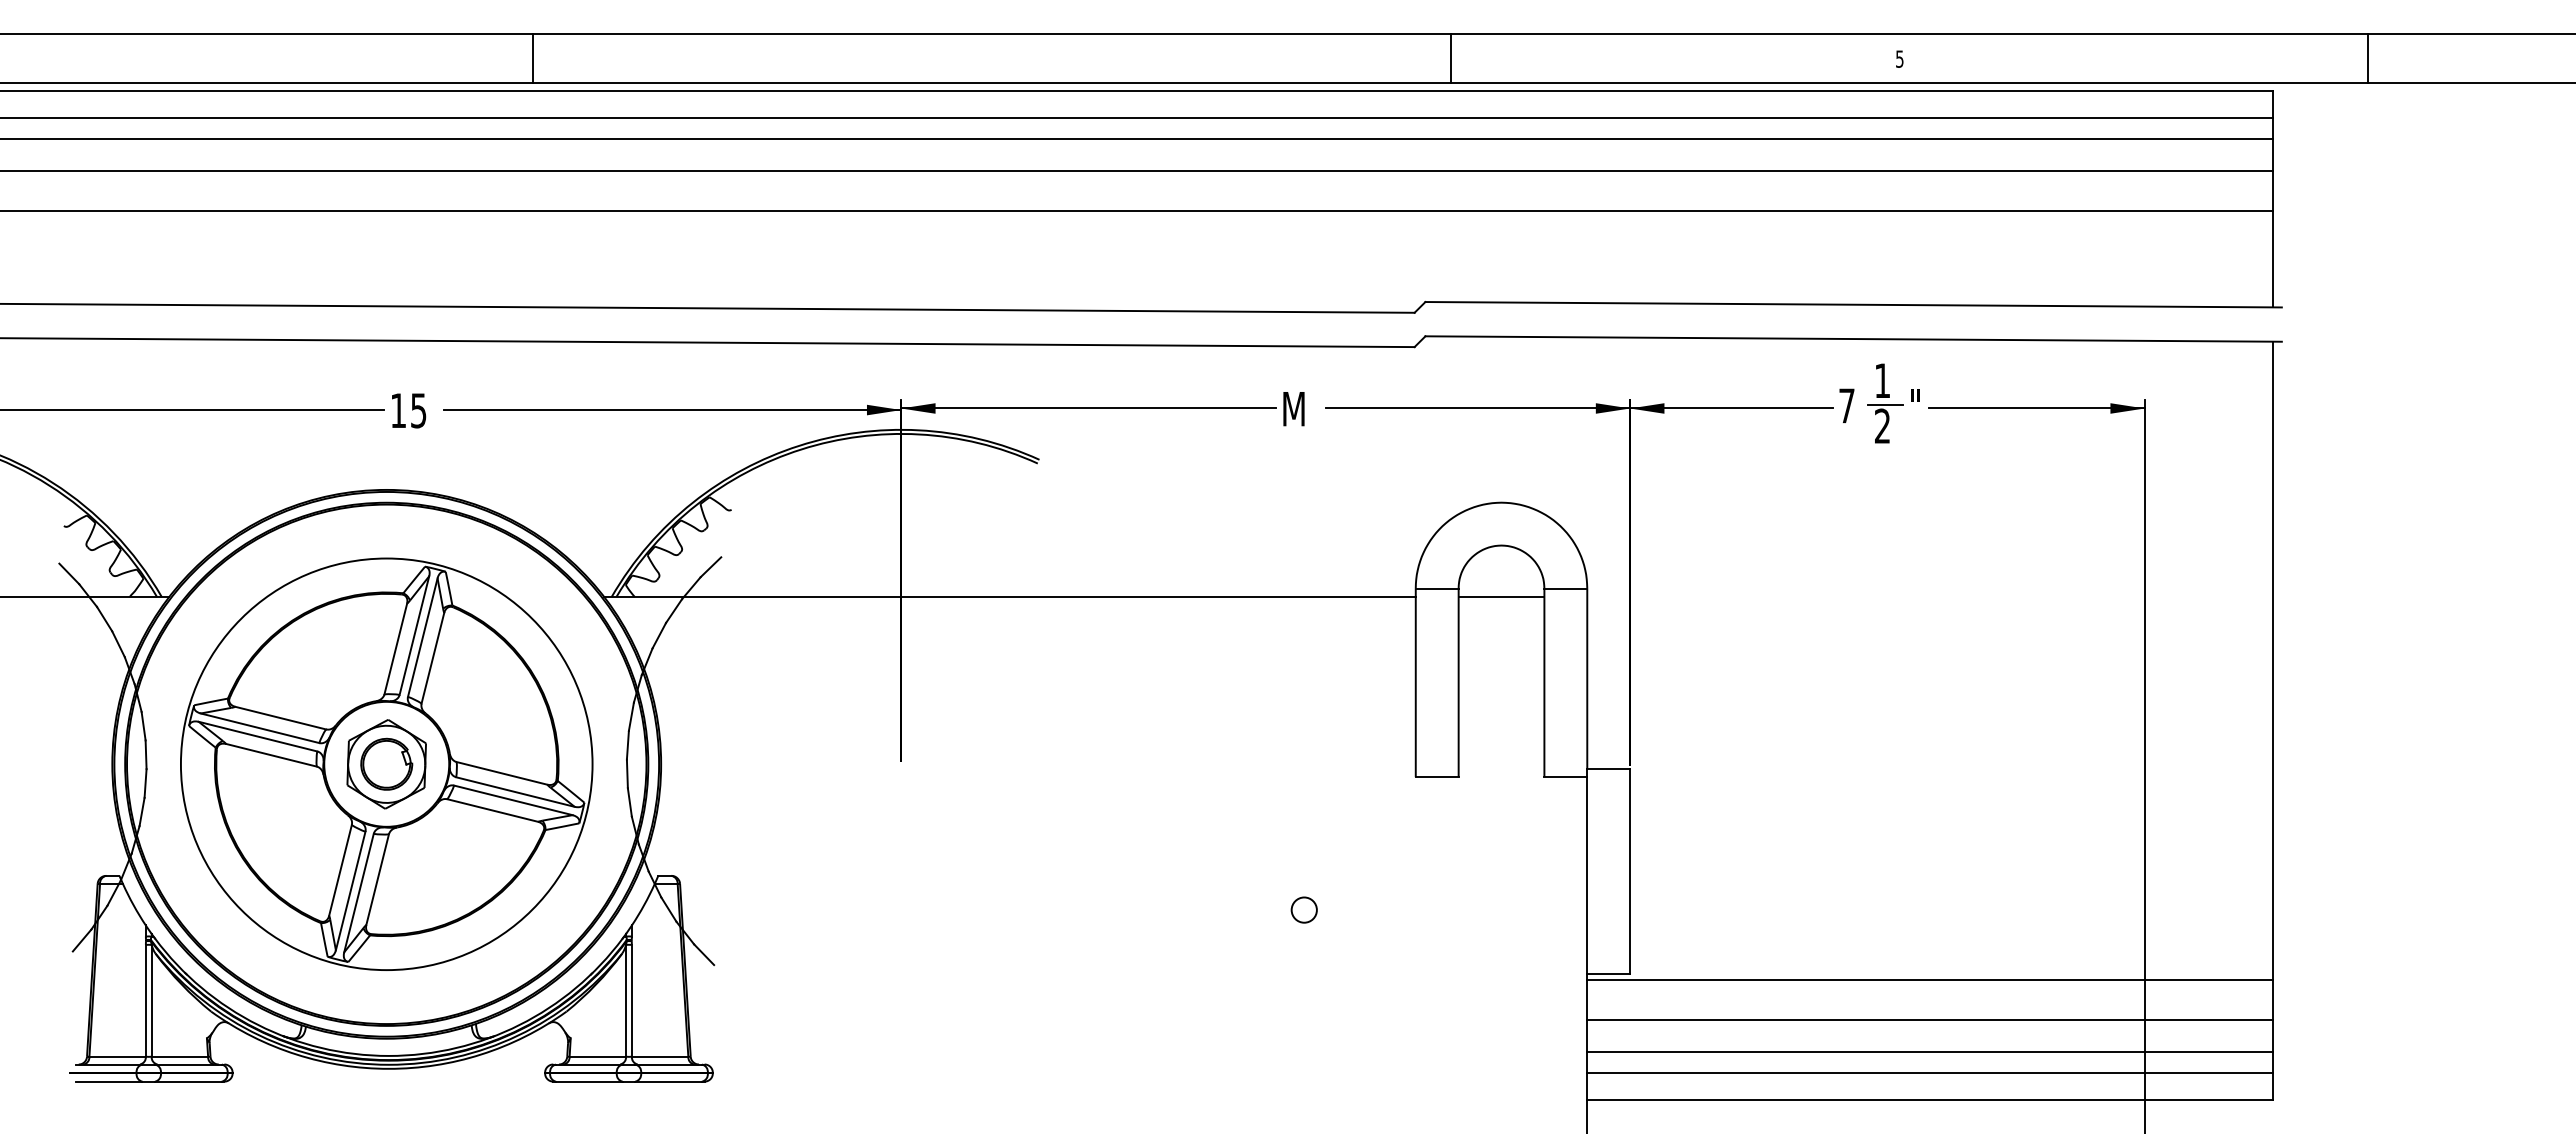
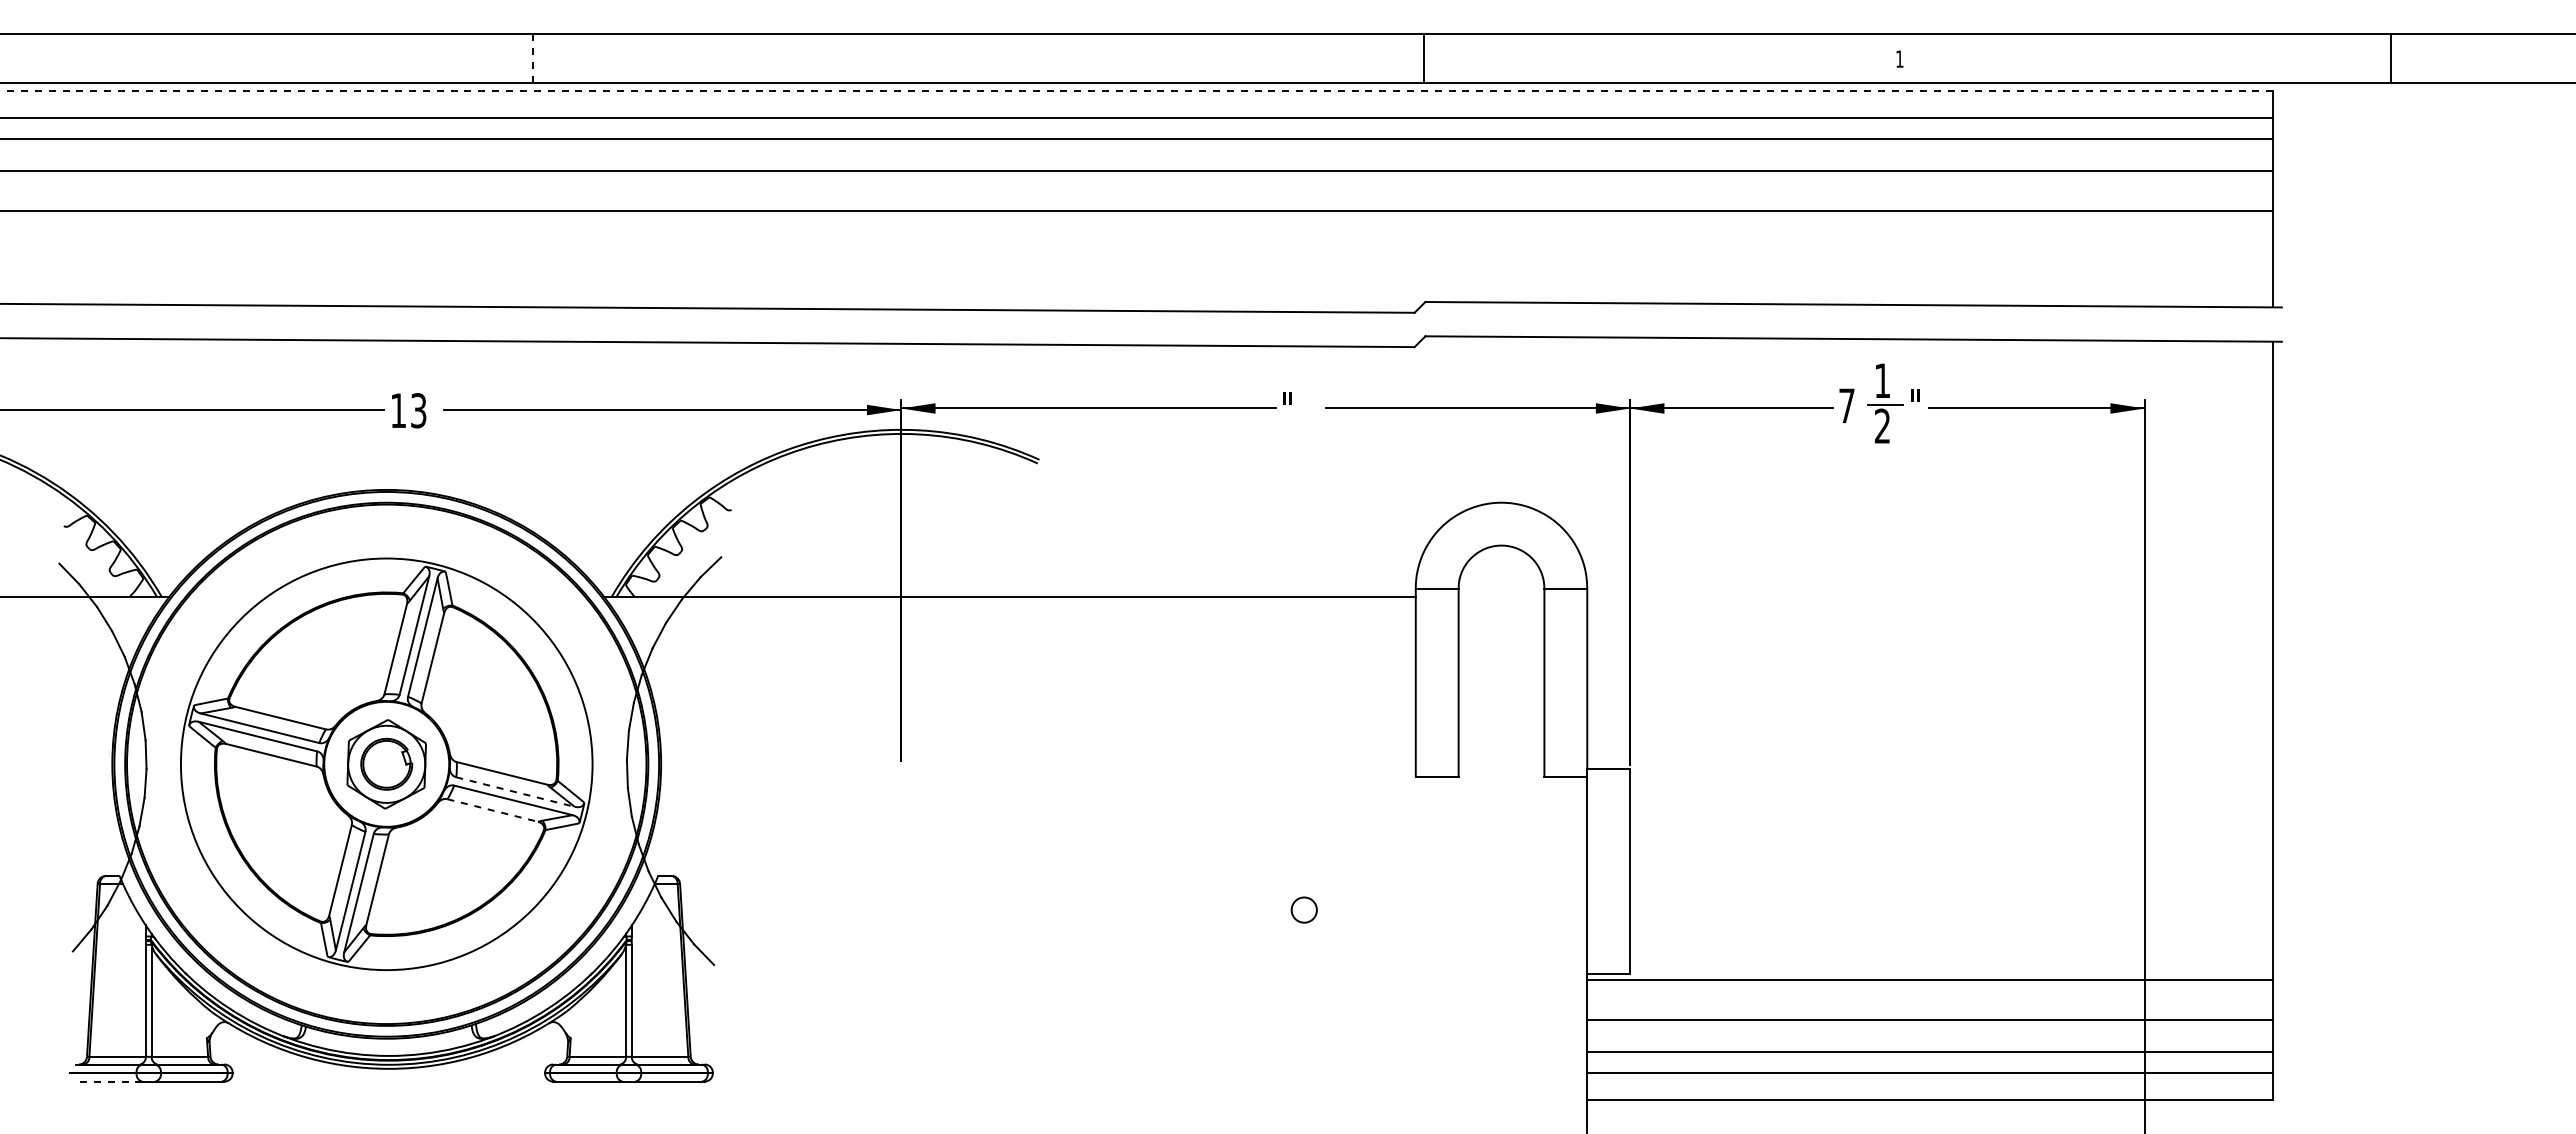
line position: (1450, 58) -> (1423, 58) (1423, 58)
text: 5 -> 1 (1899, 58)
line position: (2368, 58) -> (2391, 58) (2391, 58)
line: solid -> dashed (533, 59)
line: solid -> dashed (1136, 90)
text: M -> " (1293, 409)
text: 15 -> 13 (418, 410)
line: present -> none (1501, 597)
line: solid -> dashed (515, 792)
line: solid -> dashed (492, 810)
line: solid -> dashed (108, 1081)
